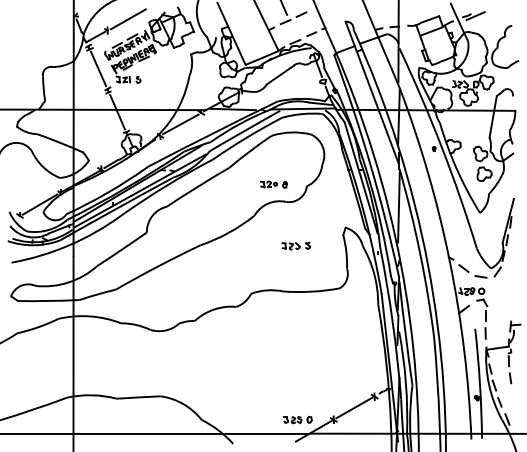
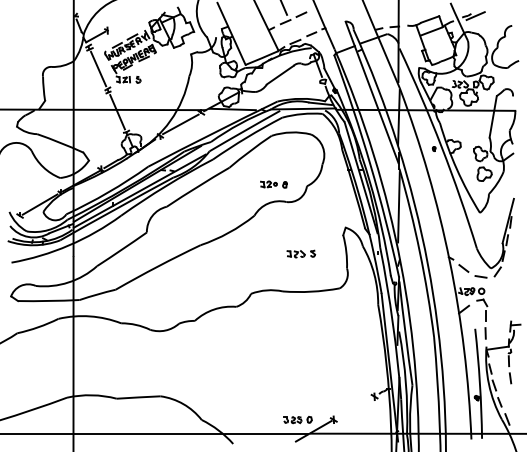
line: present -> none (127, 19)
part position: (296, 245) -> (301, 253) (301, 253)
line: present -> none (354, 407)
